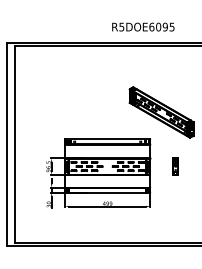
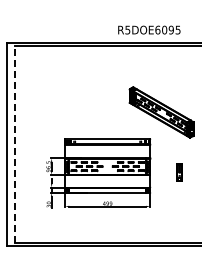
text position: (143, 26) -> (149, 29) (149, 29)
line: solid -> dashed (15, 144)
part position: (175, 166) -> (179, 172) (179, 172)
